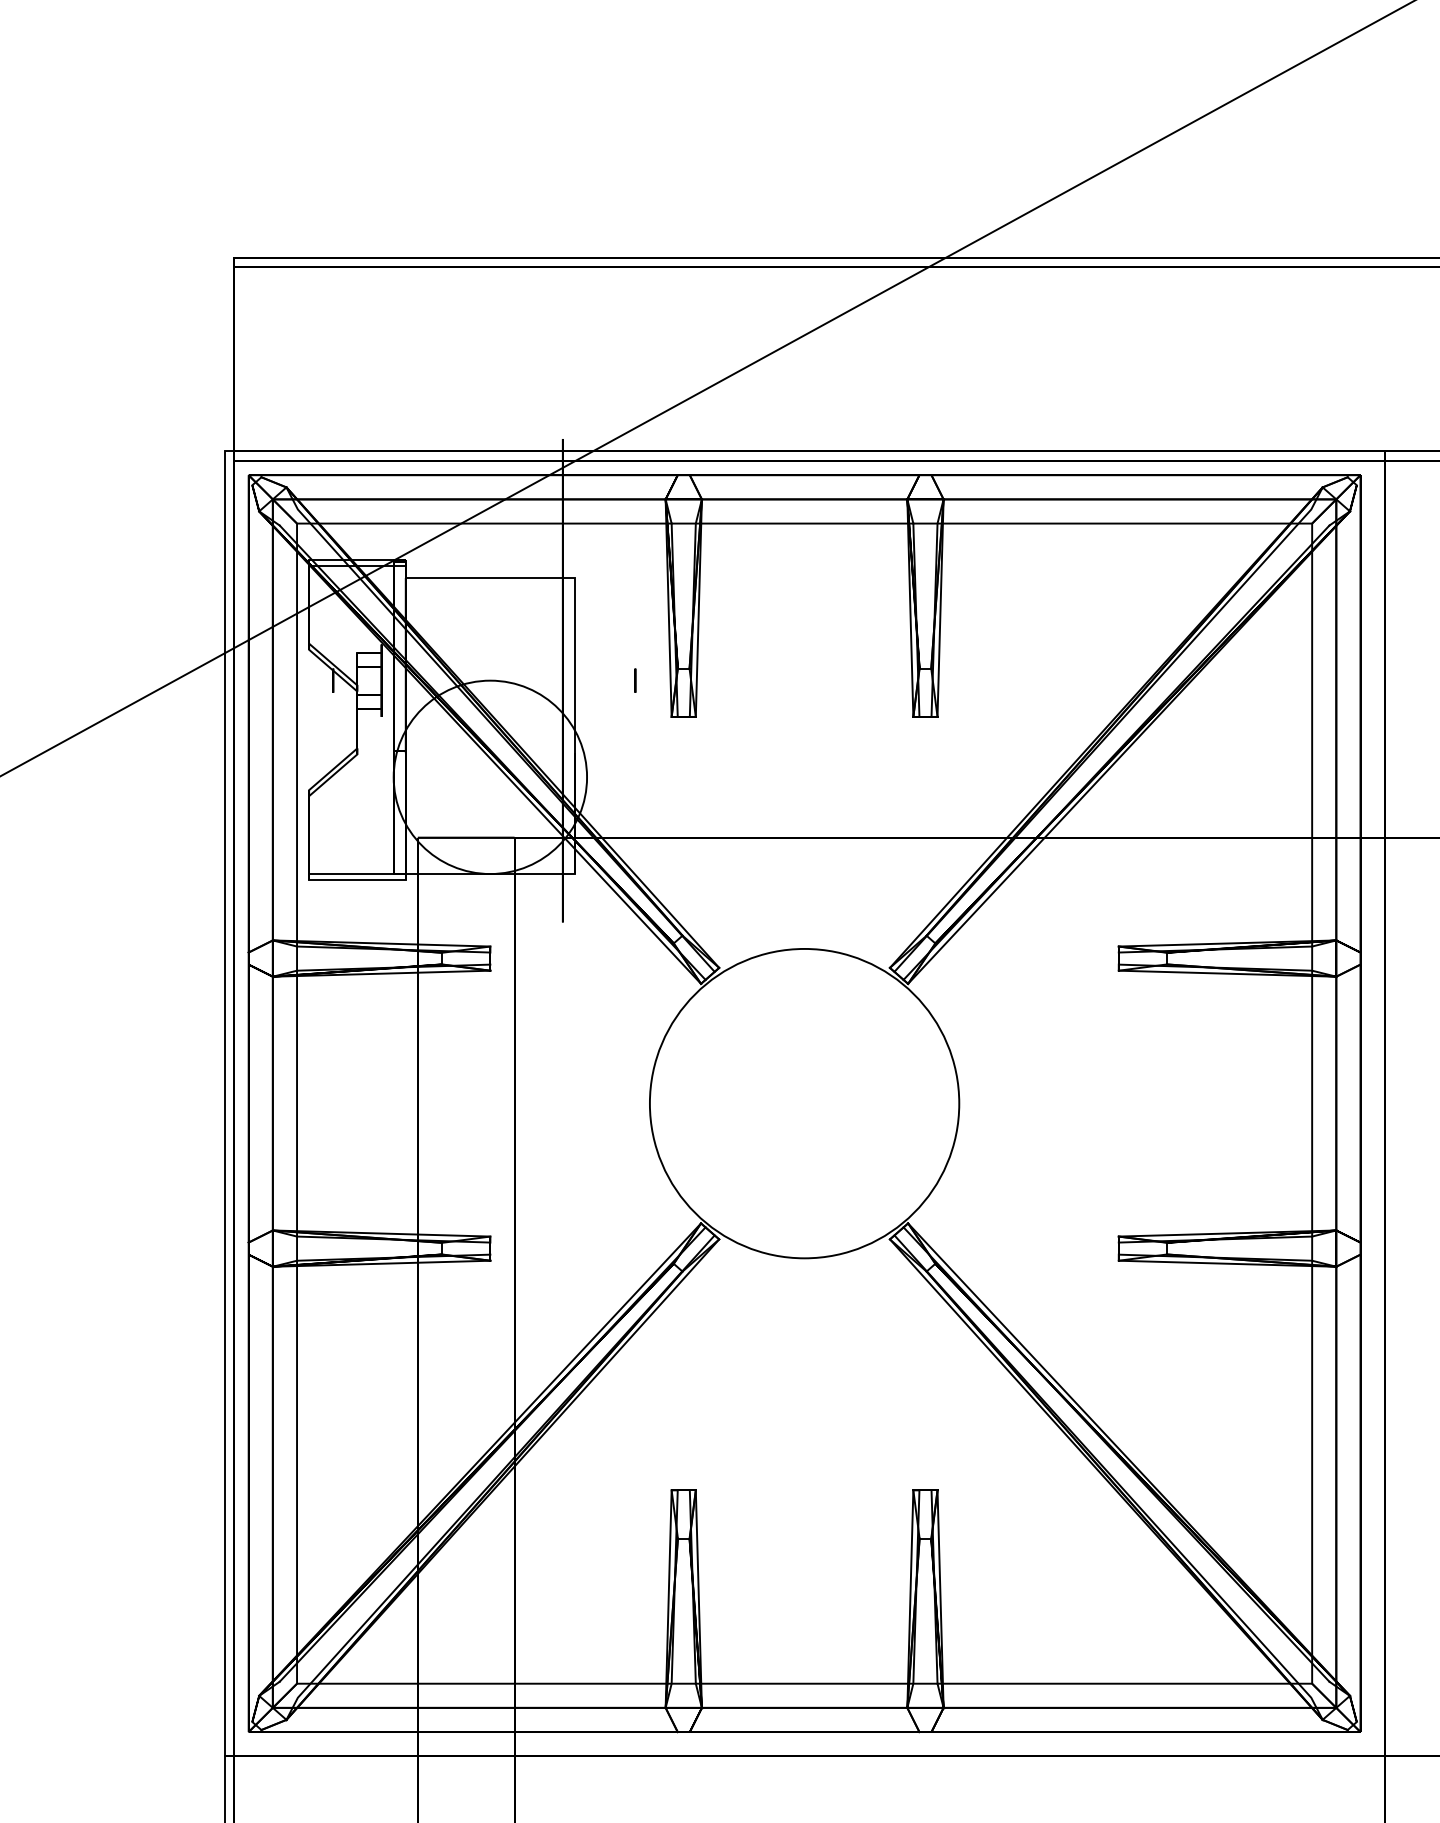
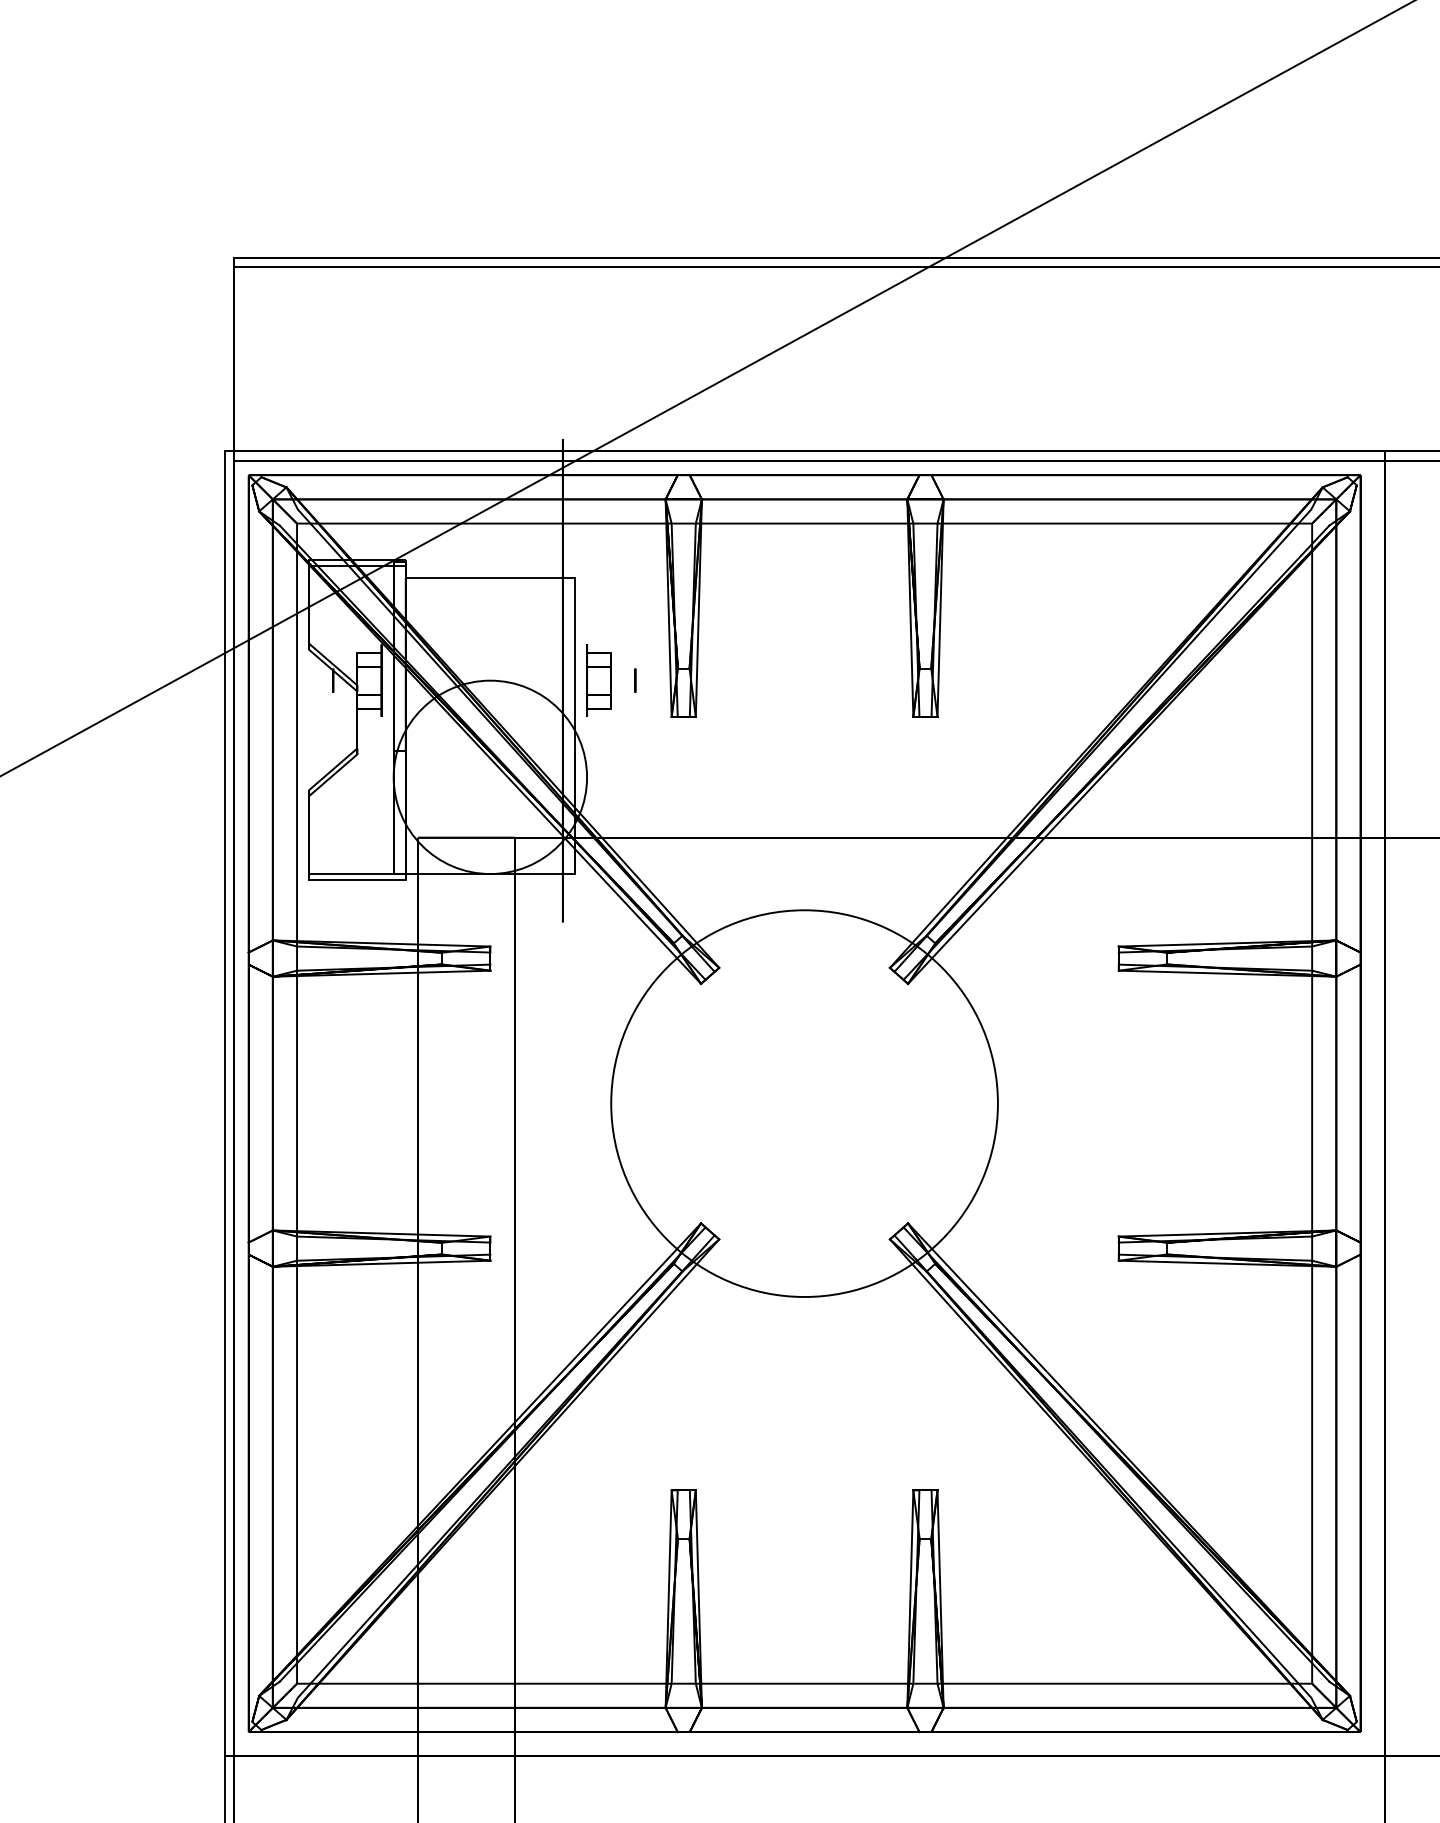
part: none -> present (598, 680)
circle diameter: 309 px -> 387 px (804, 1103)
